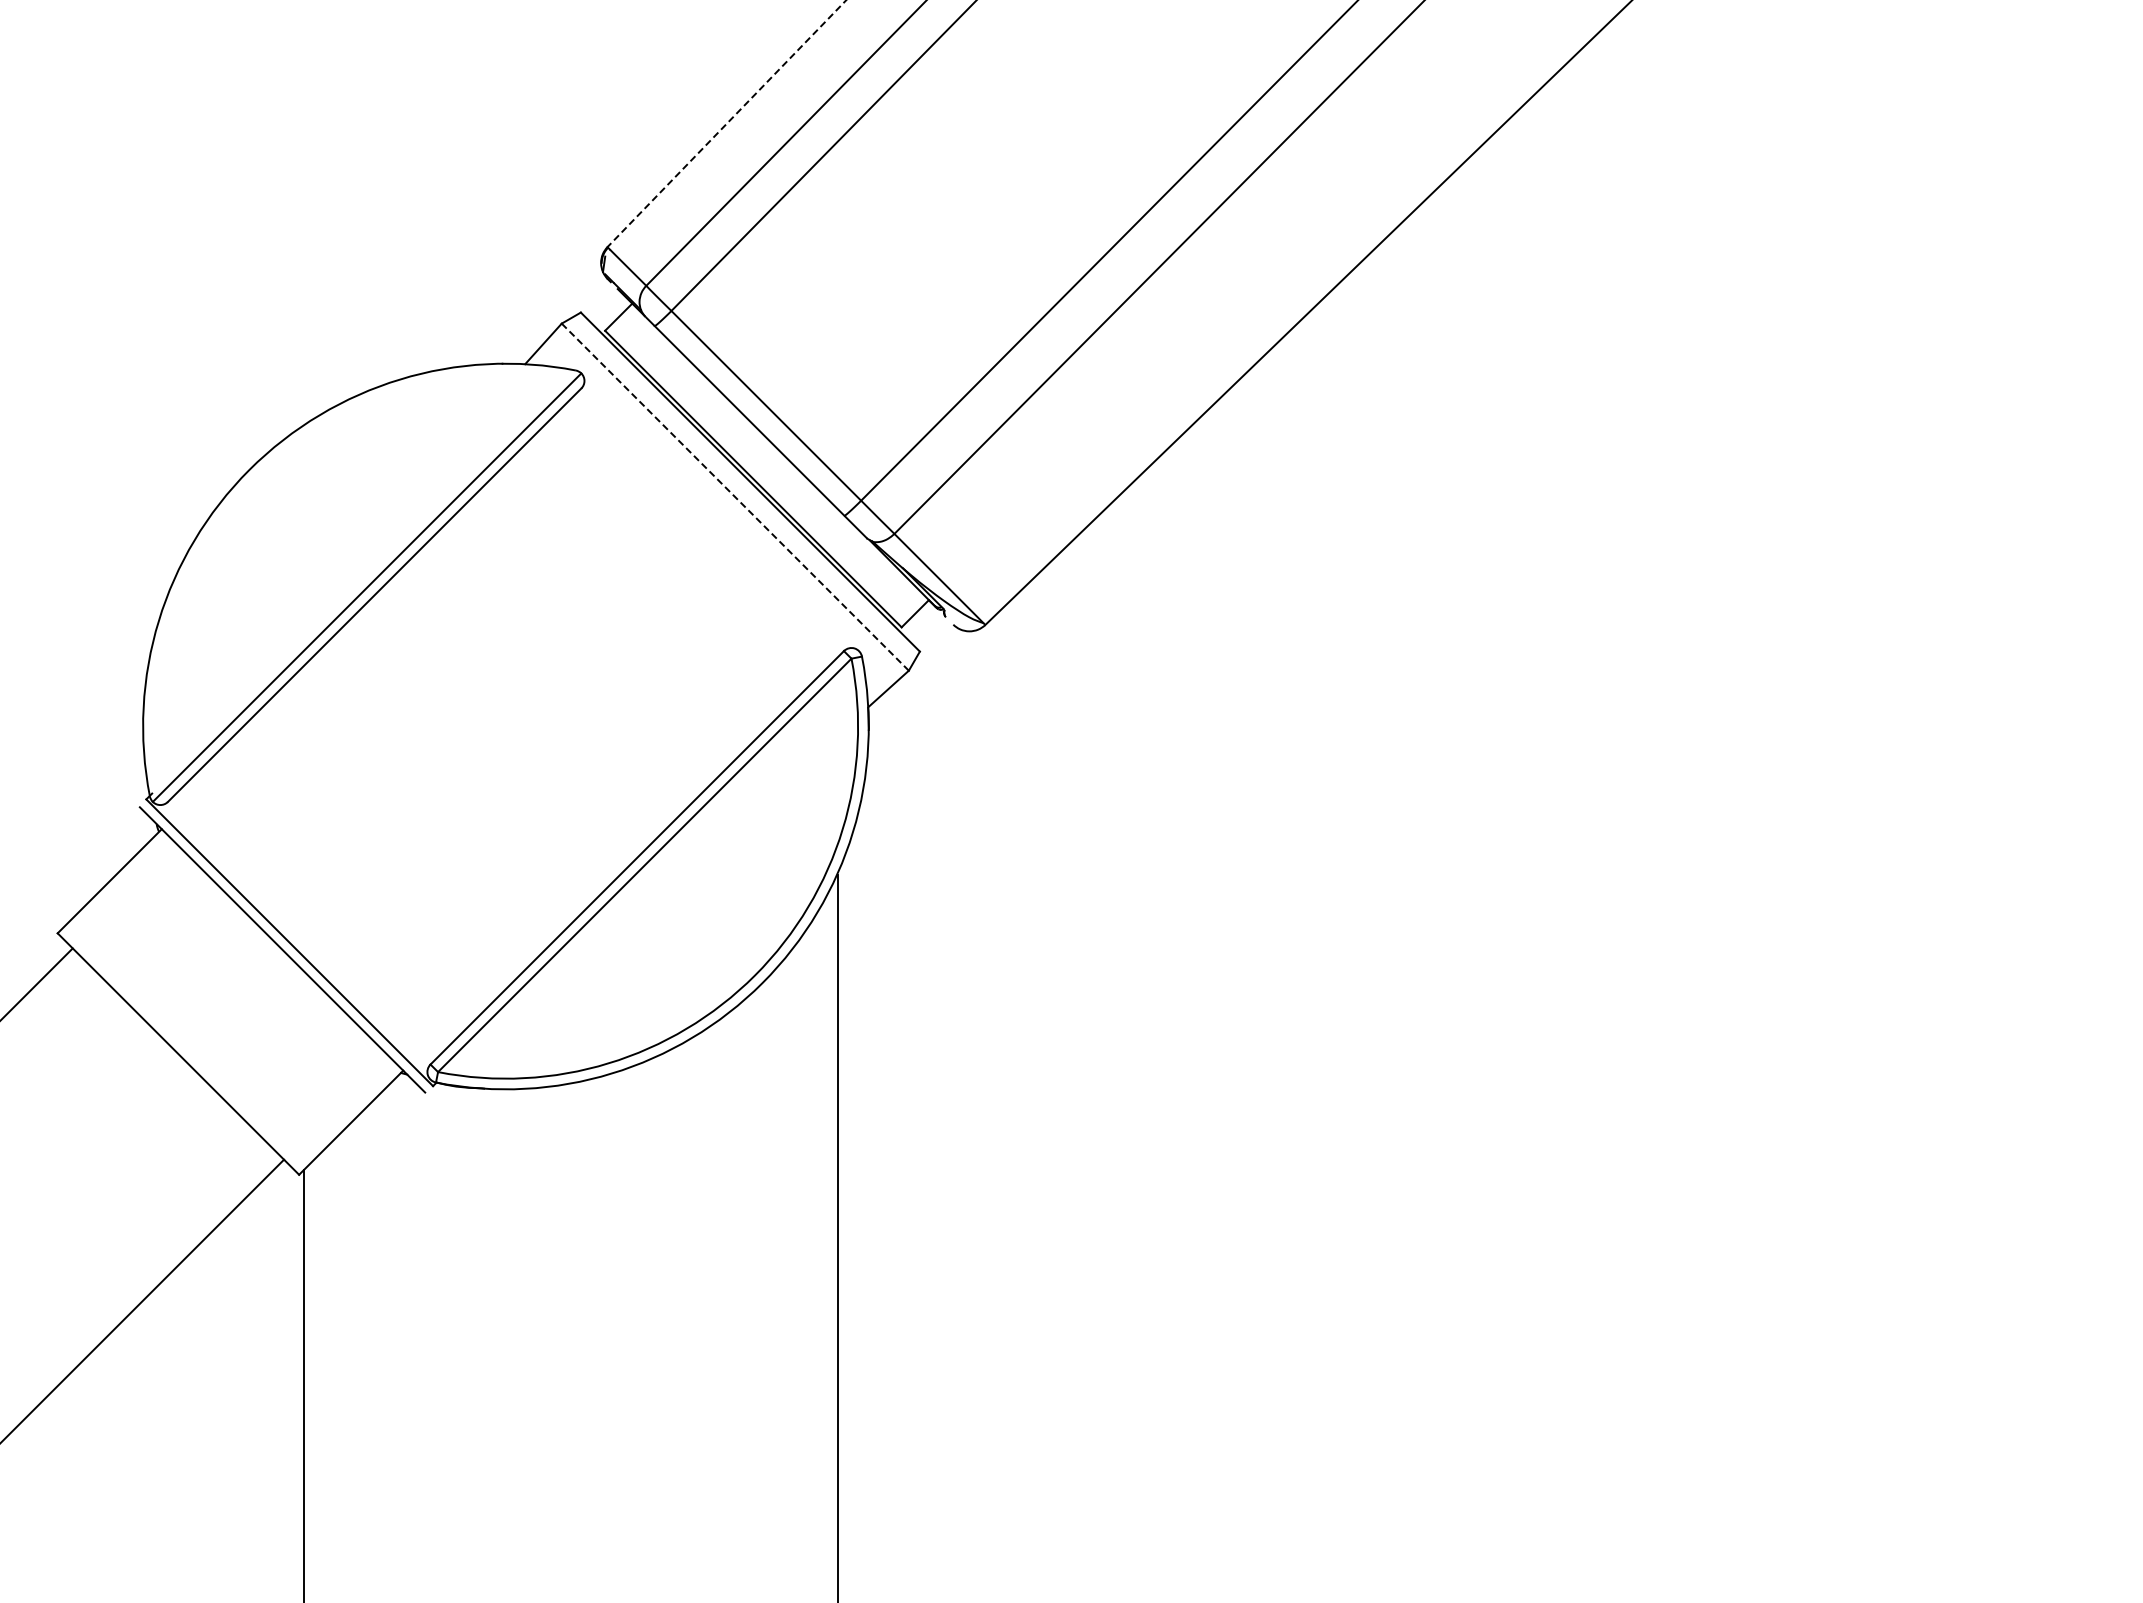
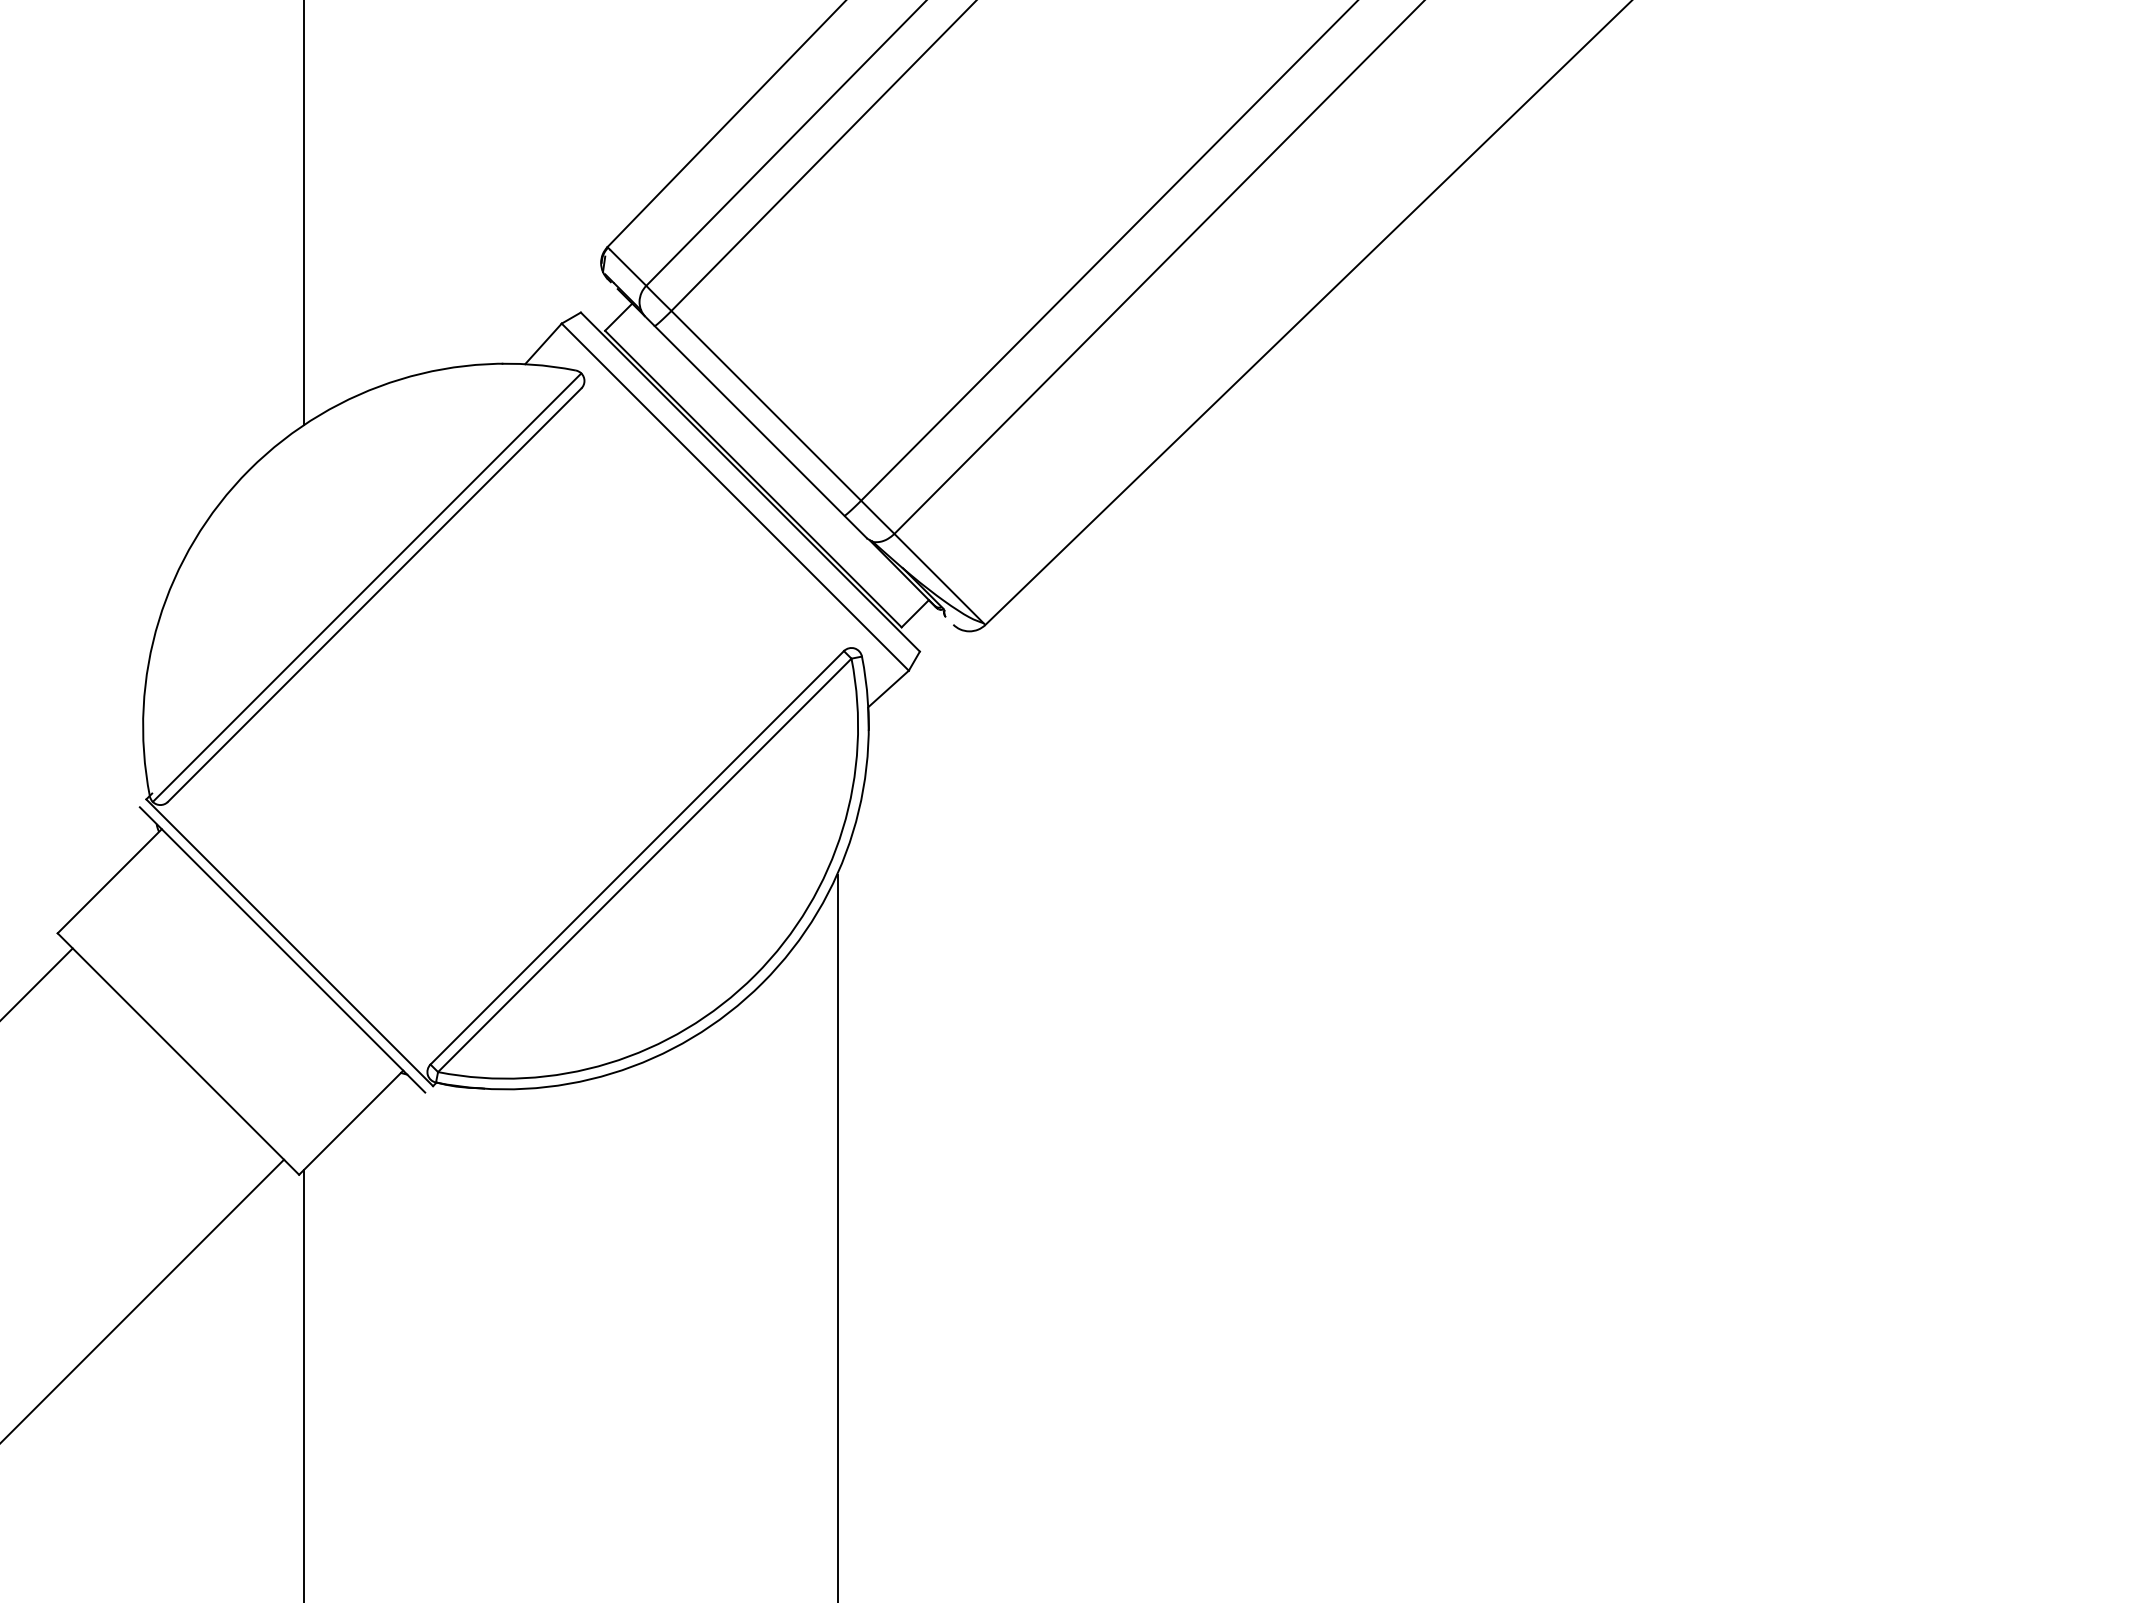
line: dashed -> solid (726, 124)
line: none -> present (303, 213)
line: dashed -> solid (735, 497)
